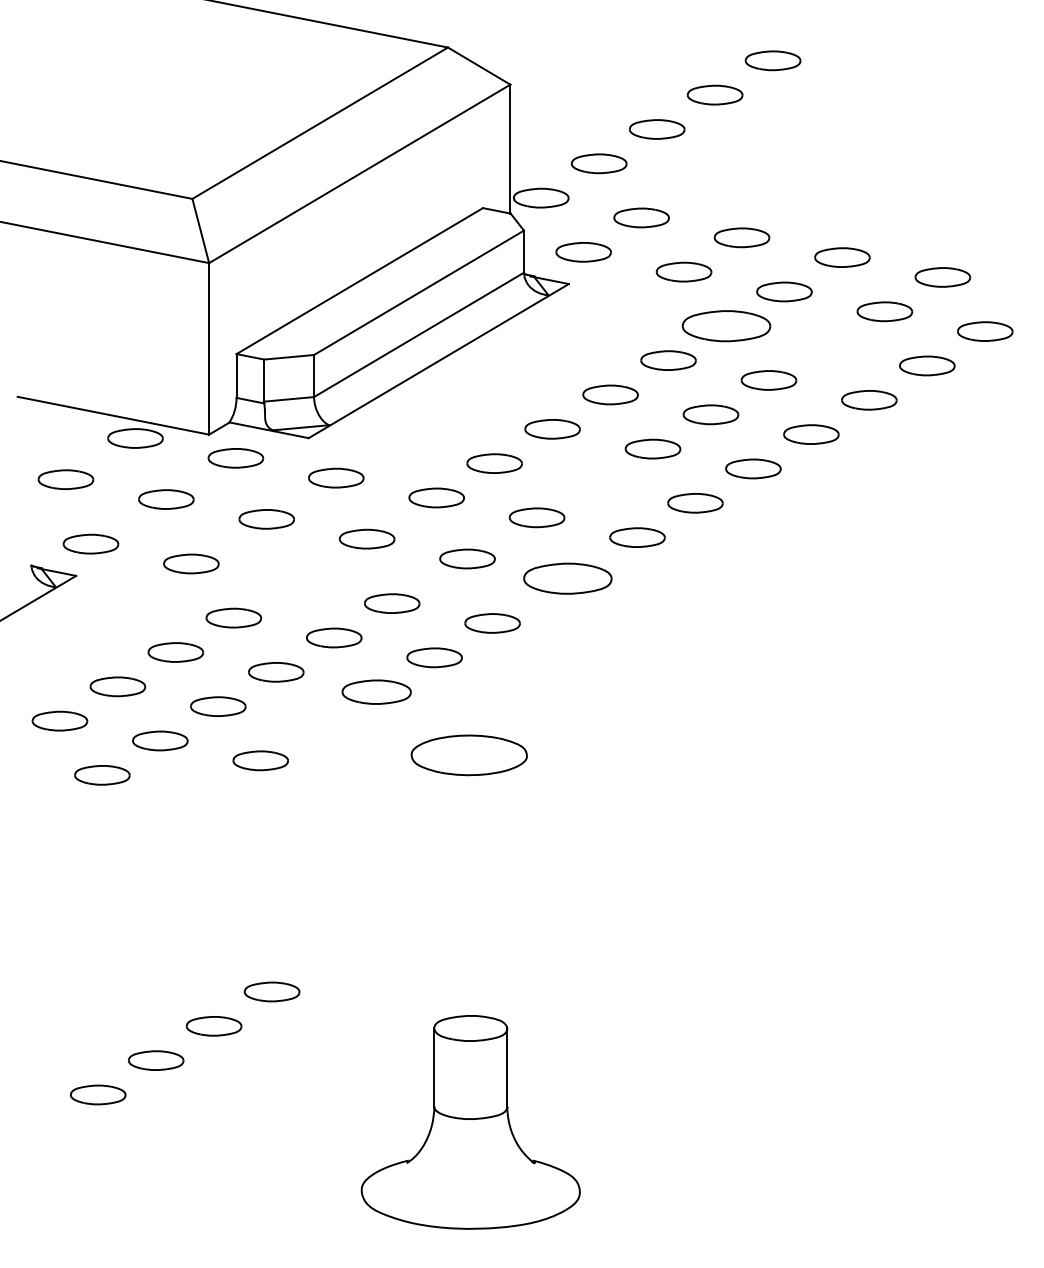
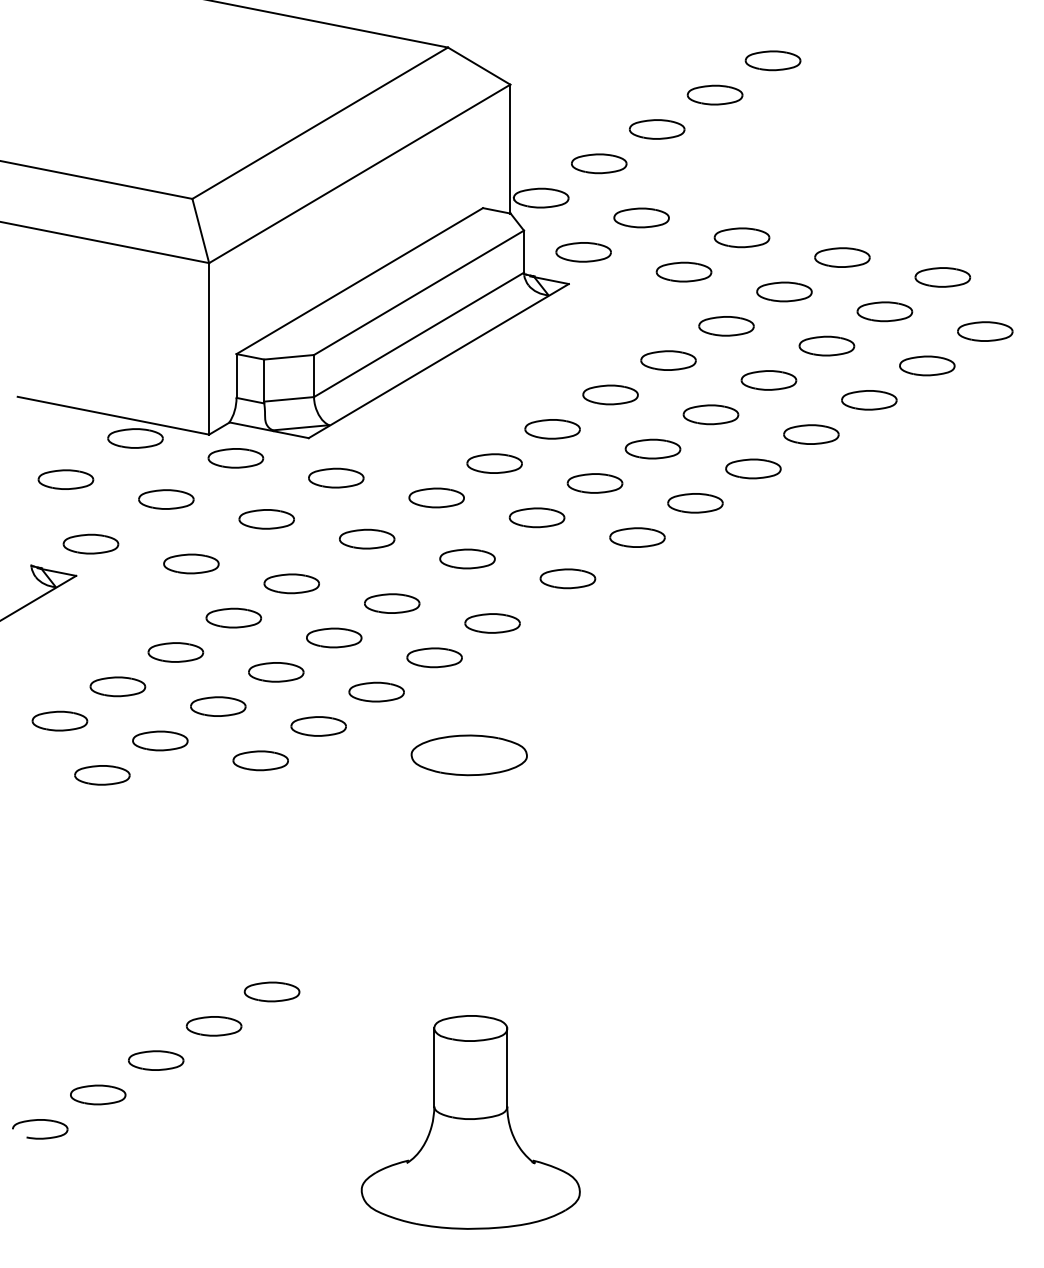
part size: 91x33 px -> 57x21 px (726, 326)
part: none -> present (826, 345)
part: none -> present (594, 483)
part size: 90x33 px -> 58x22 px (567, 578)
part: none -> present (291, 583)
part size: 71x26 px -> 57x22 px (376, 691)
part: none -> present (318, 726)
part: none -> present (40, 1137)
